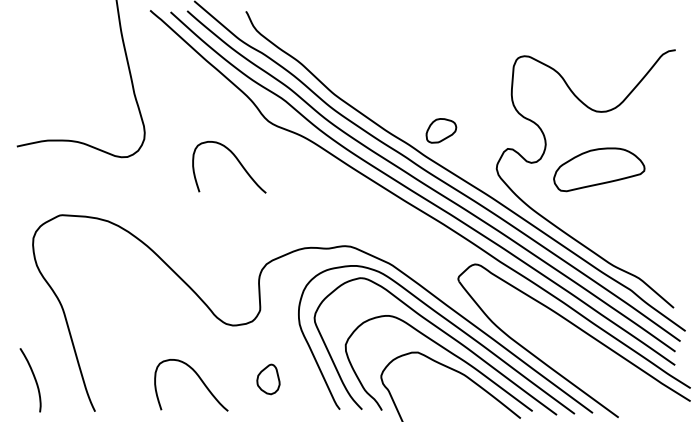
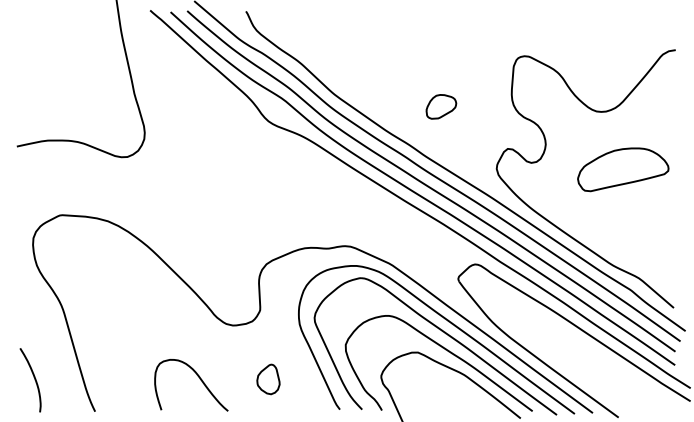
part position: (441, 130) -> (441, 106) (441, 106)
curve: present -> none (237, 161)
part position: (599, 169) -> (623, 169) (623, 169)
